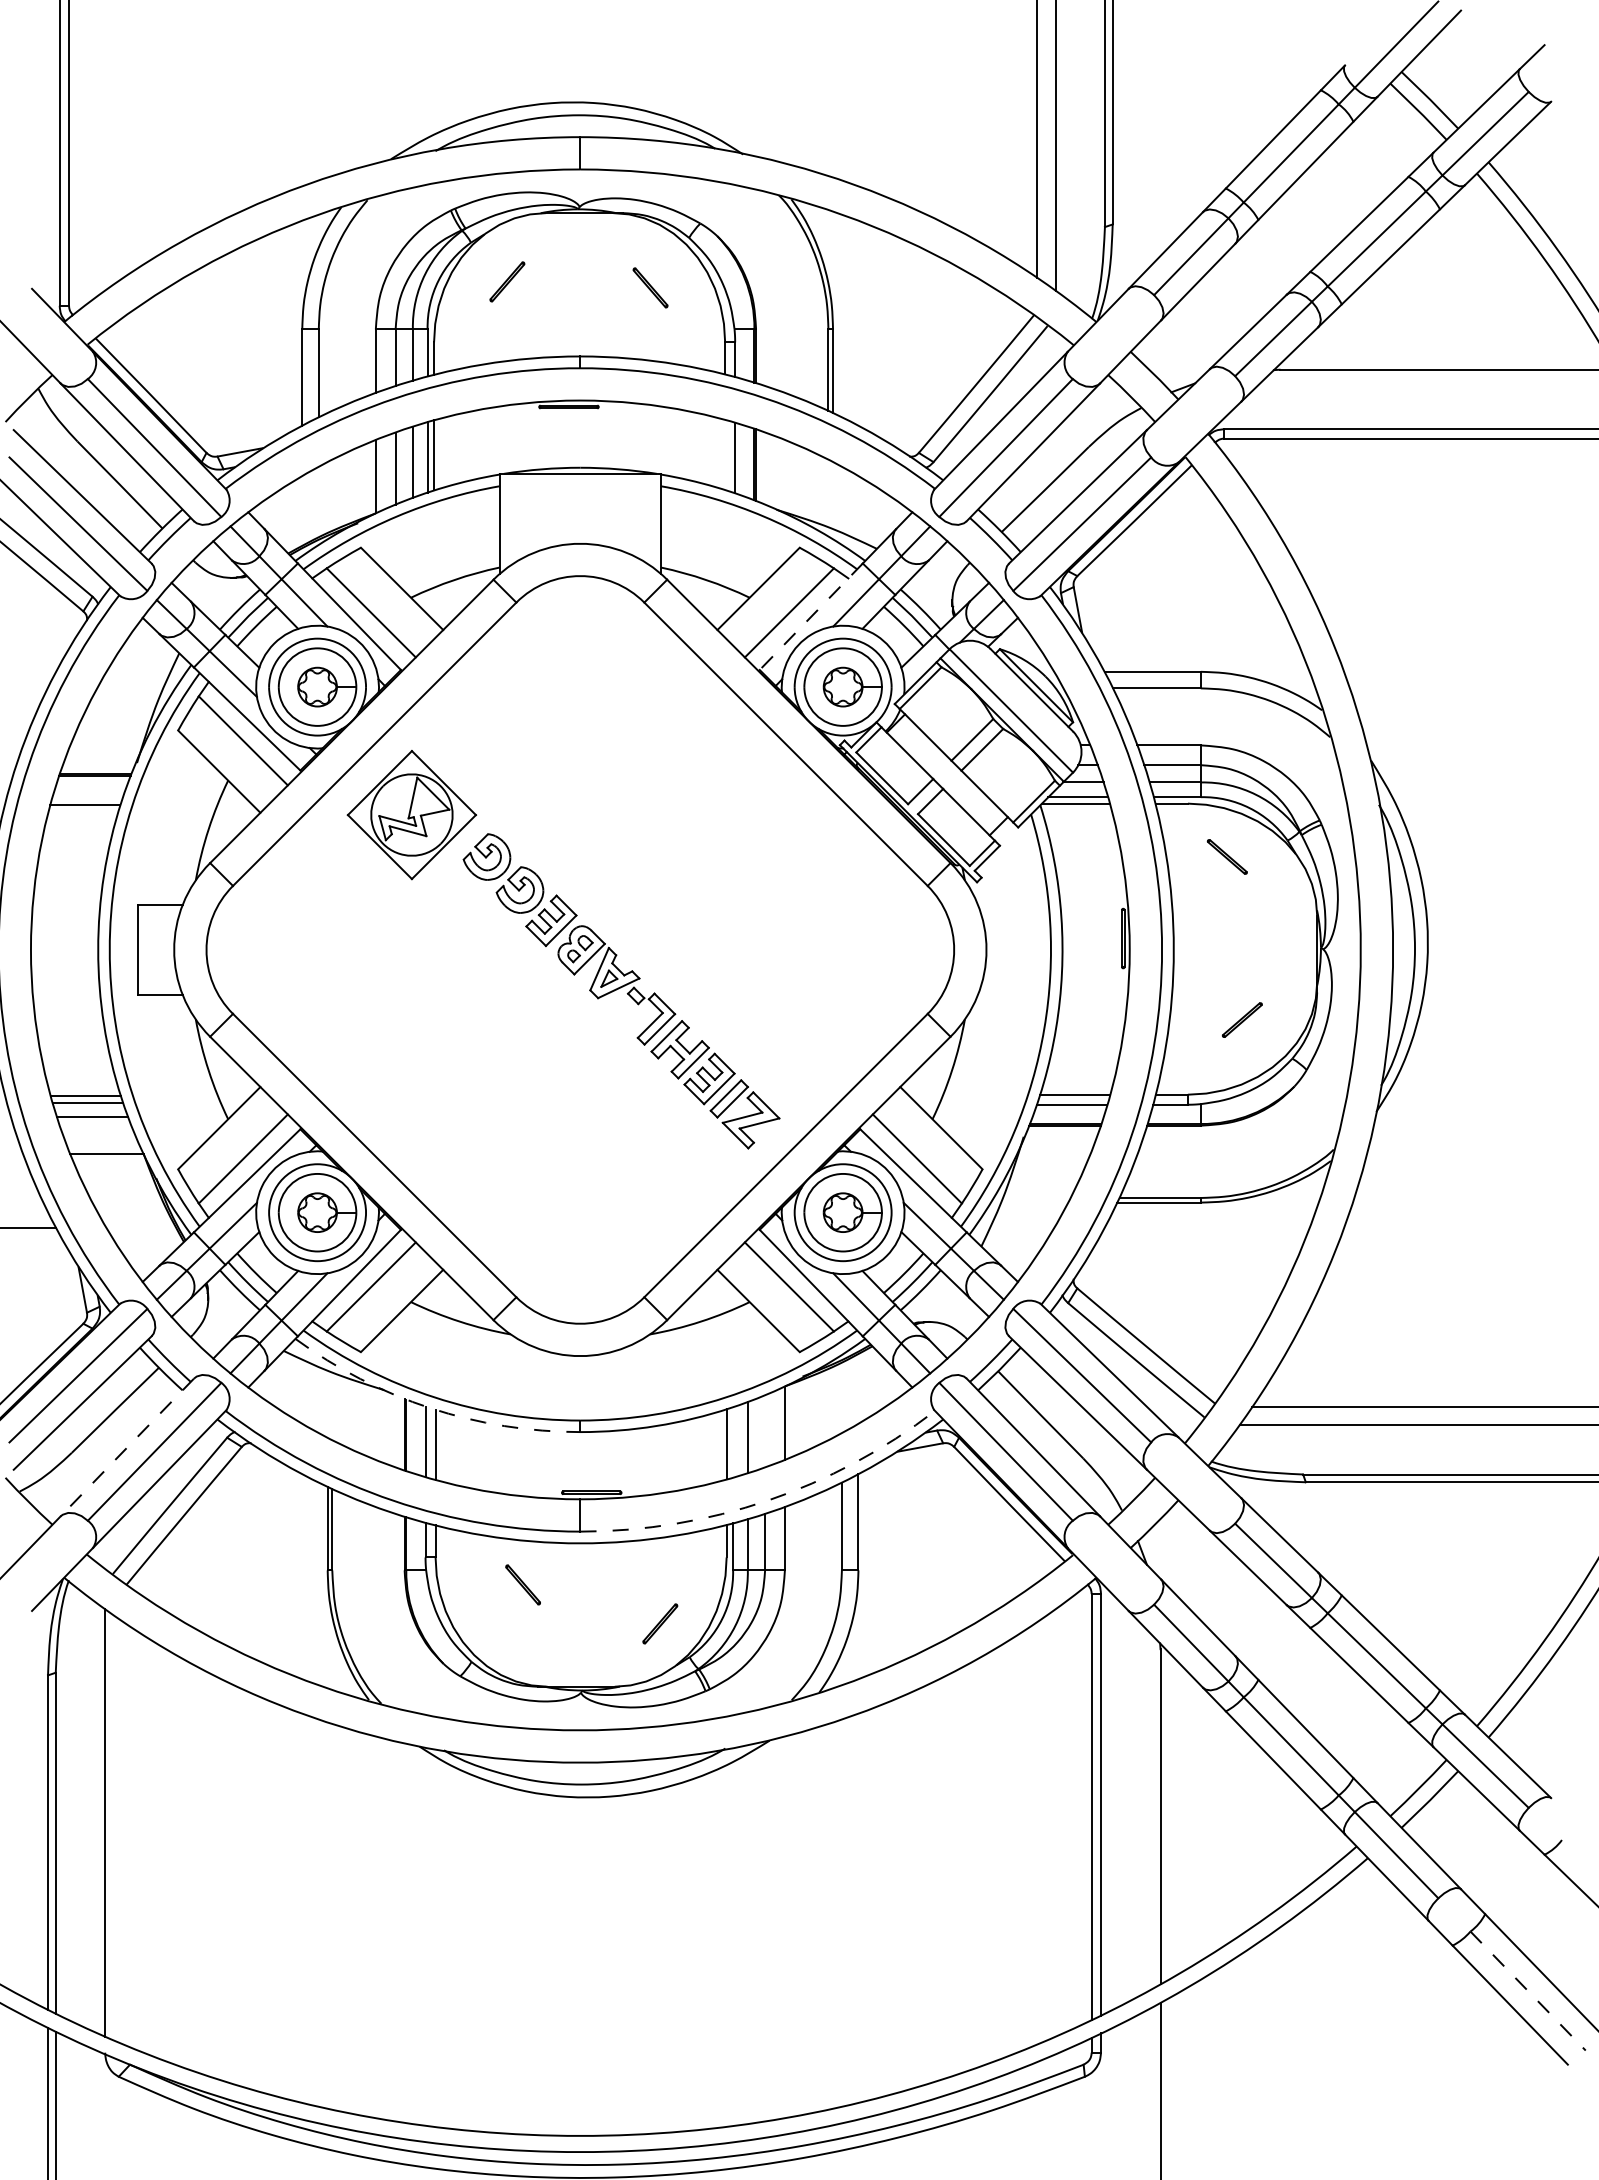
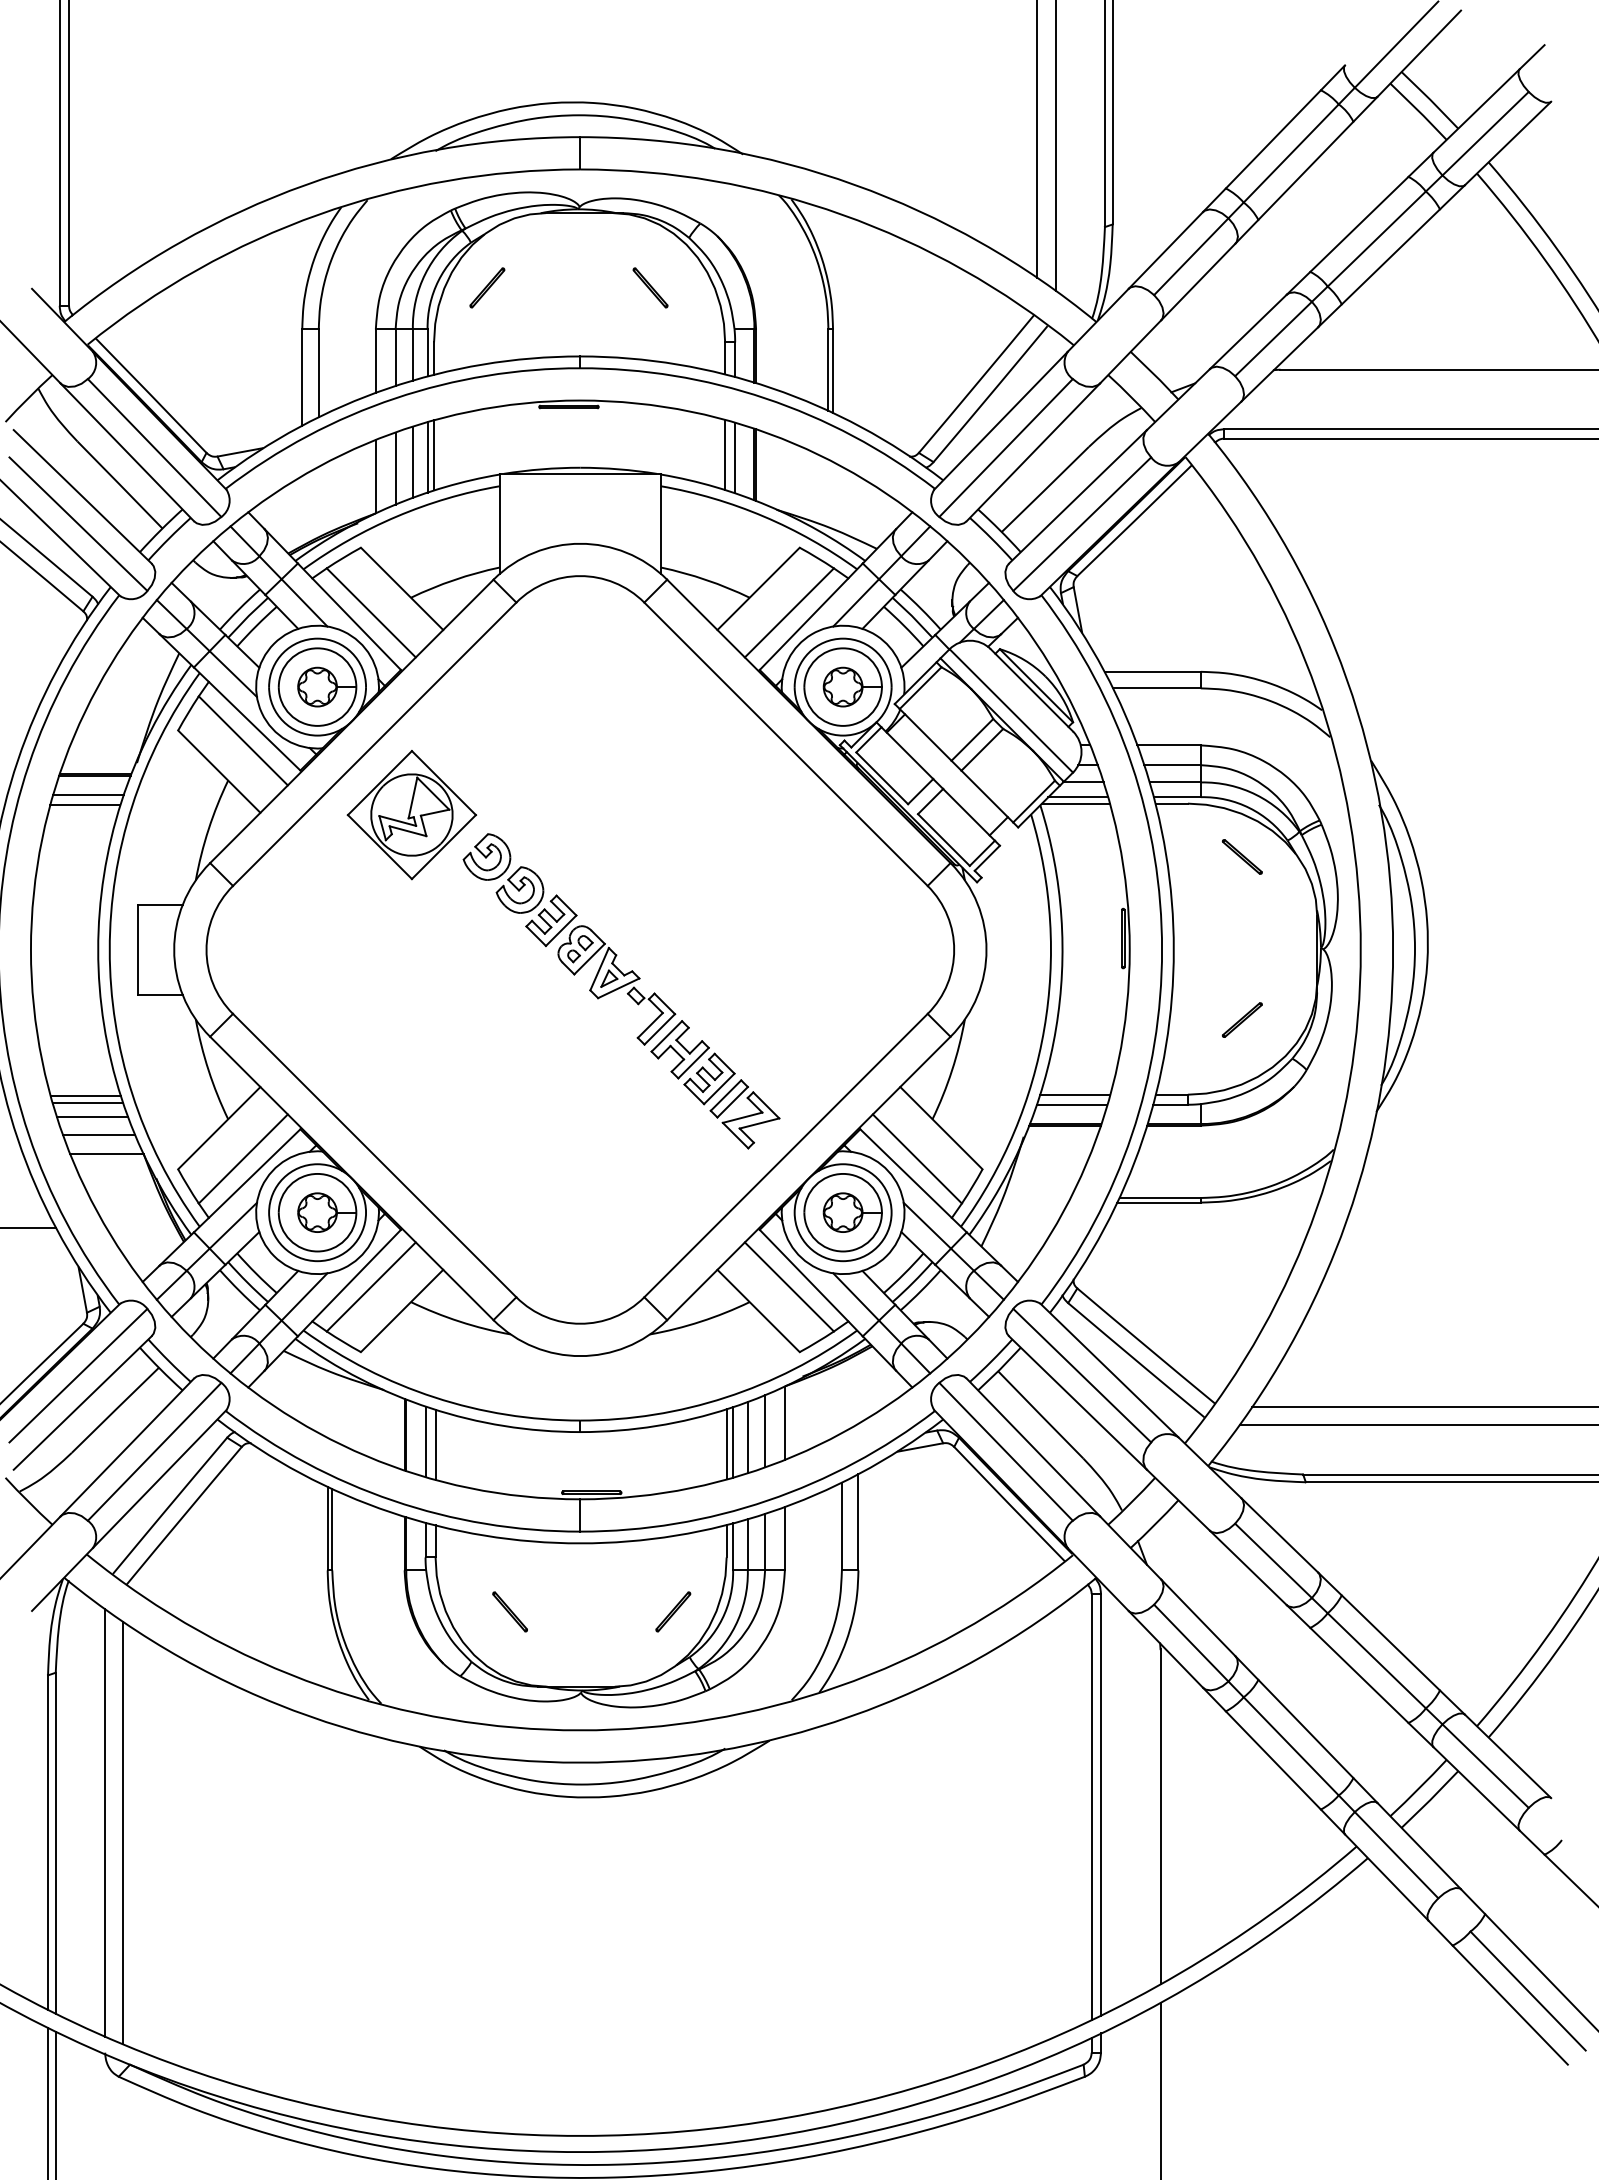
part position: (507, 281) -> (487, 287) (487, 287)
line: none -> present (725, 454)
line: dashed -> solid (810, 617)
line: none -> present (88, 795)
part position: (1226, 856) -> (1241, 856) (1241, 856)
line: none -> present (98, 1134)
arc: dashed -> solid (430, 1408)
line: none -> present (765, 1431)
line: none -> present (733, 1442)
line: dashed -> solid (127, 1447)
arc: dashed -> solid (767, 1500)
part position: (522, 1584) -> (509, 1611) (509, 1611)
part position: (660, 1623) -> (673, 1611) (673, 1611)
line: none -> present (123, 1832)
line: dashed -> solid (1528, 1991)
